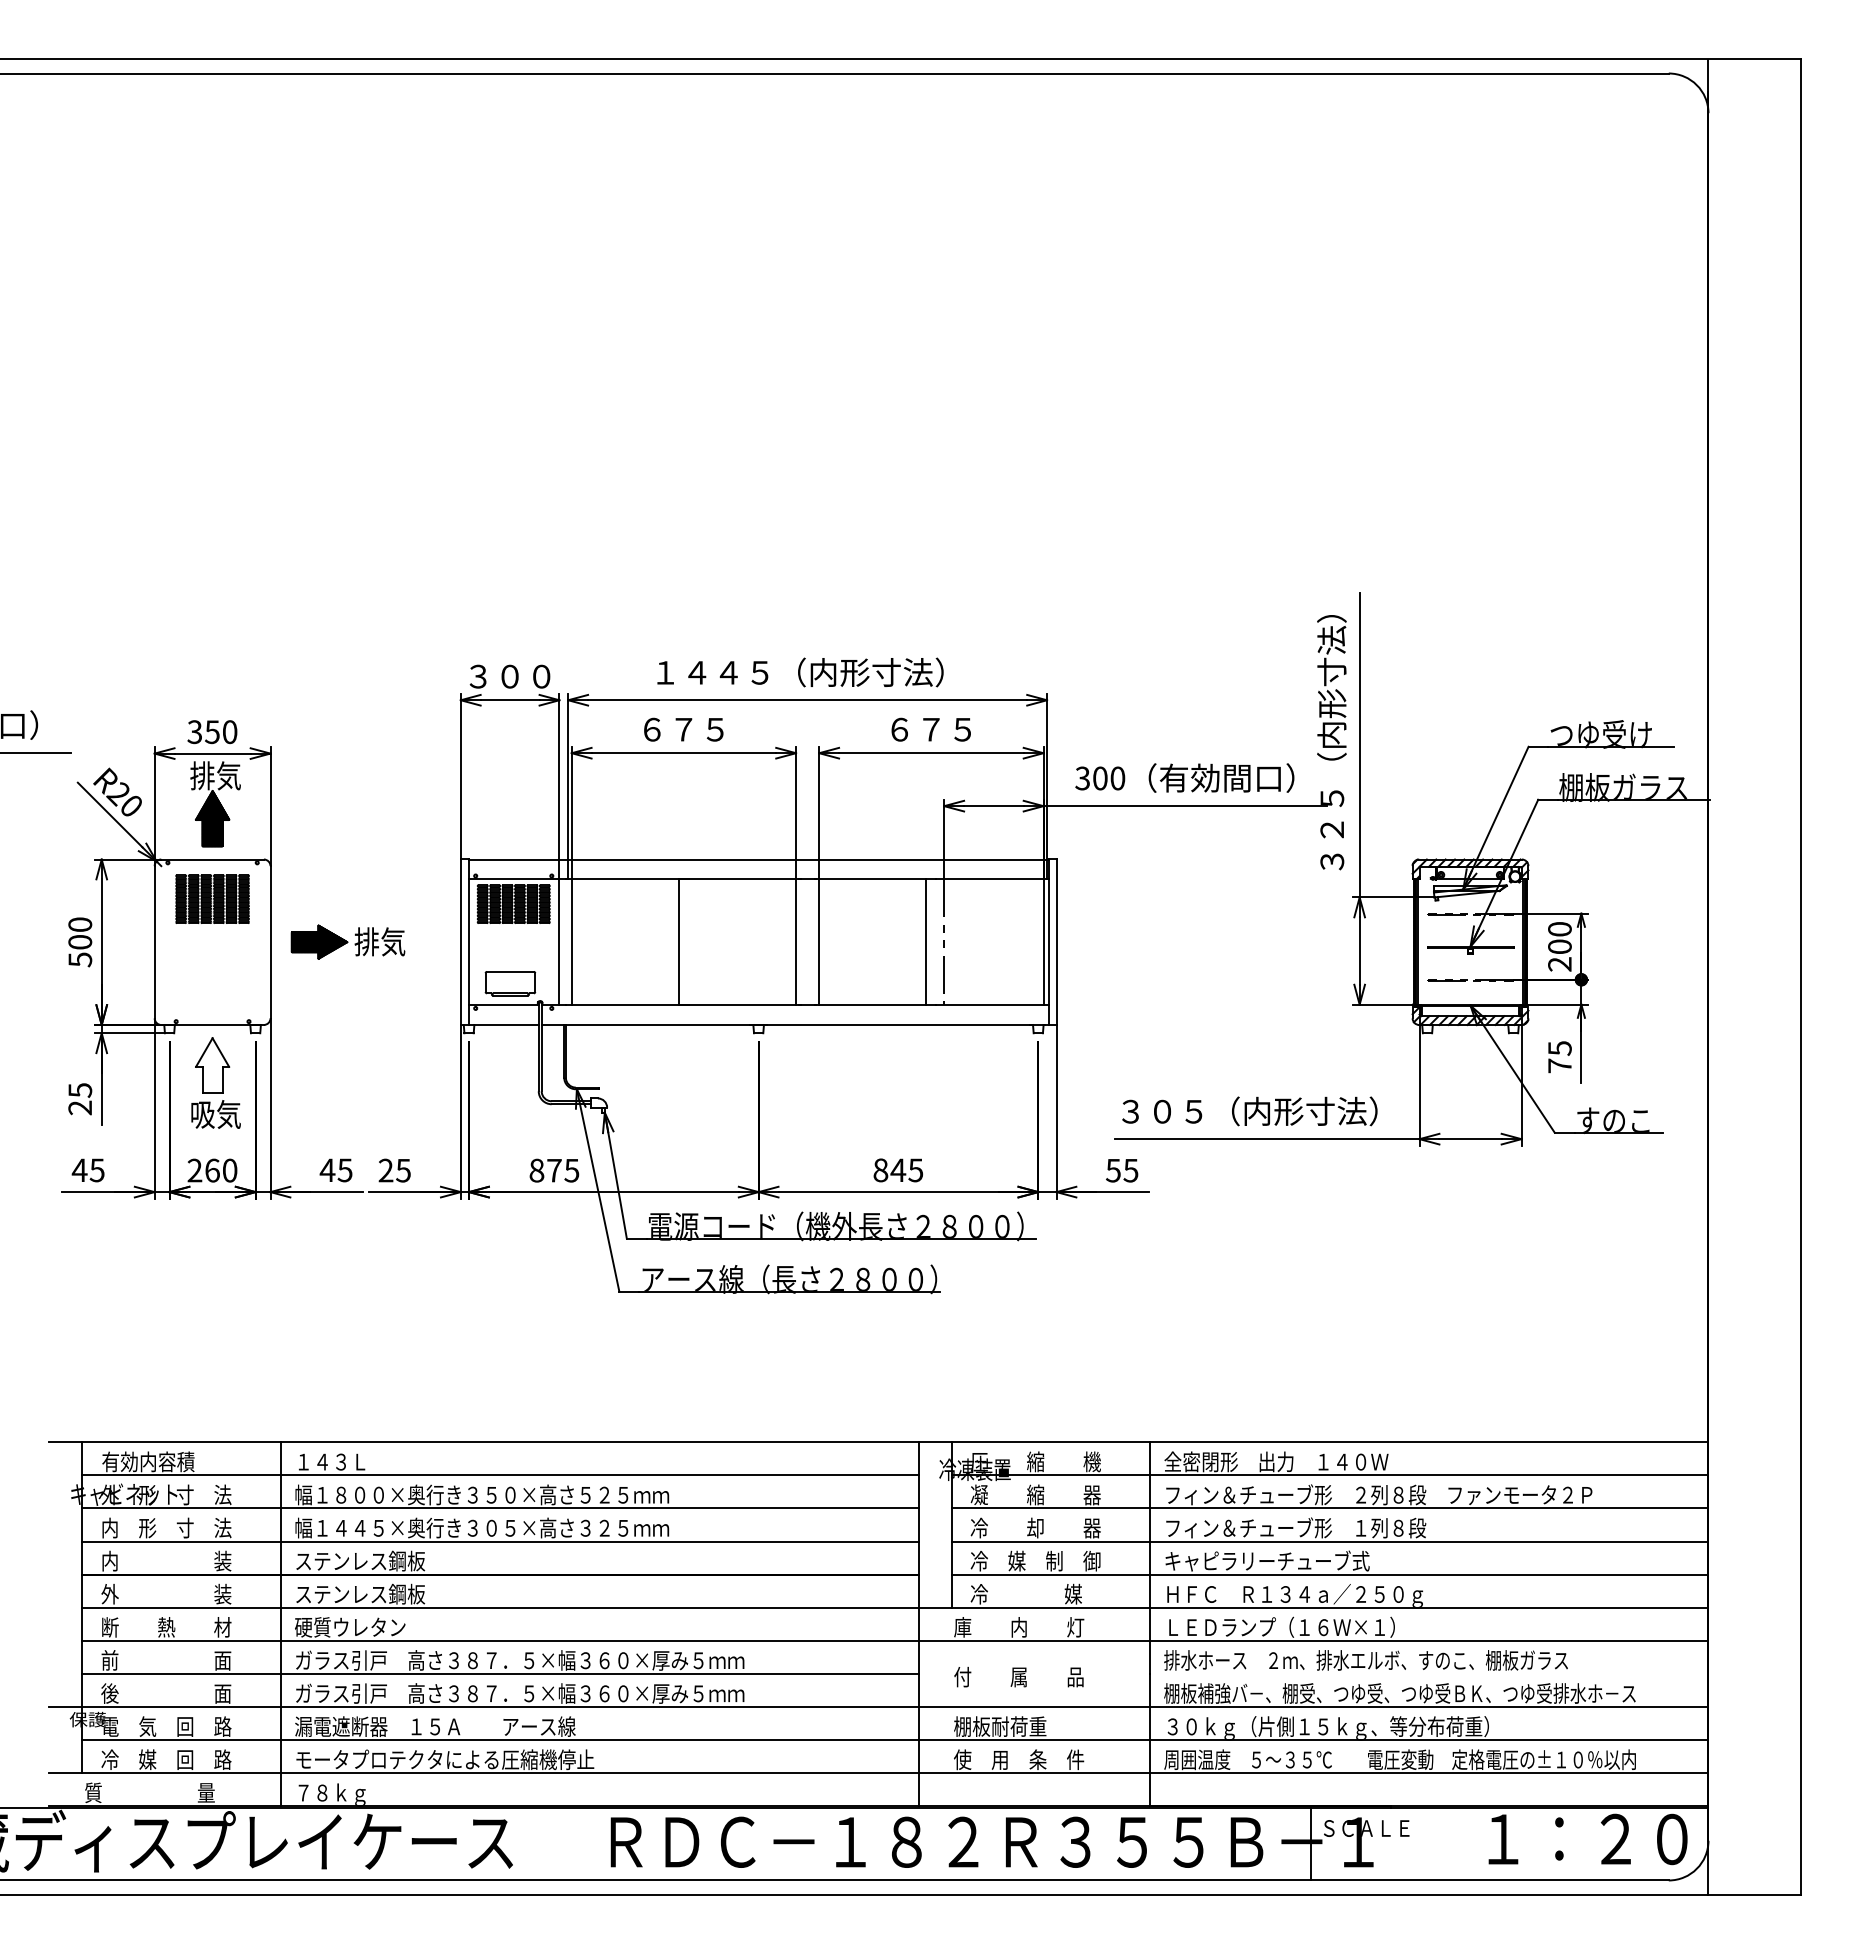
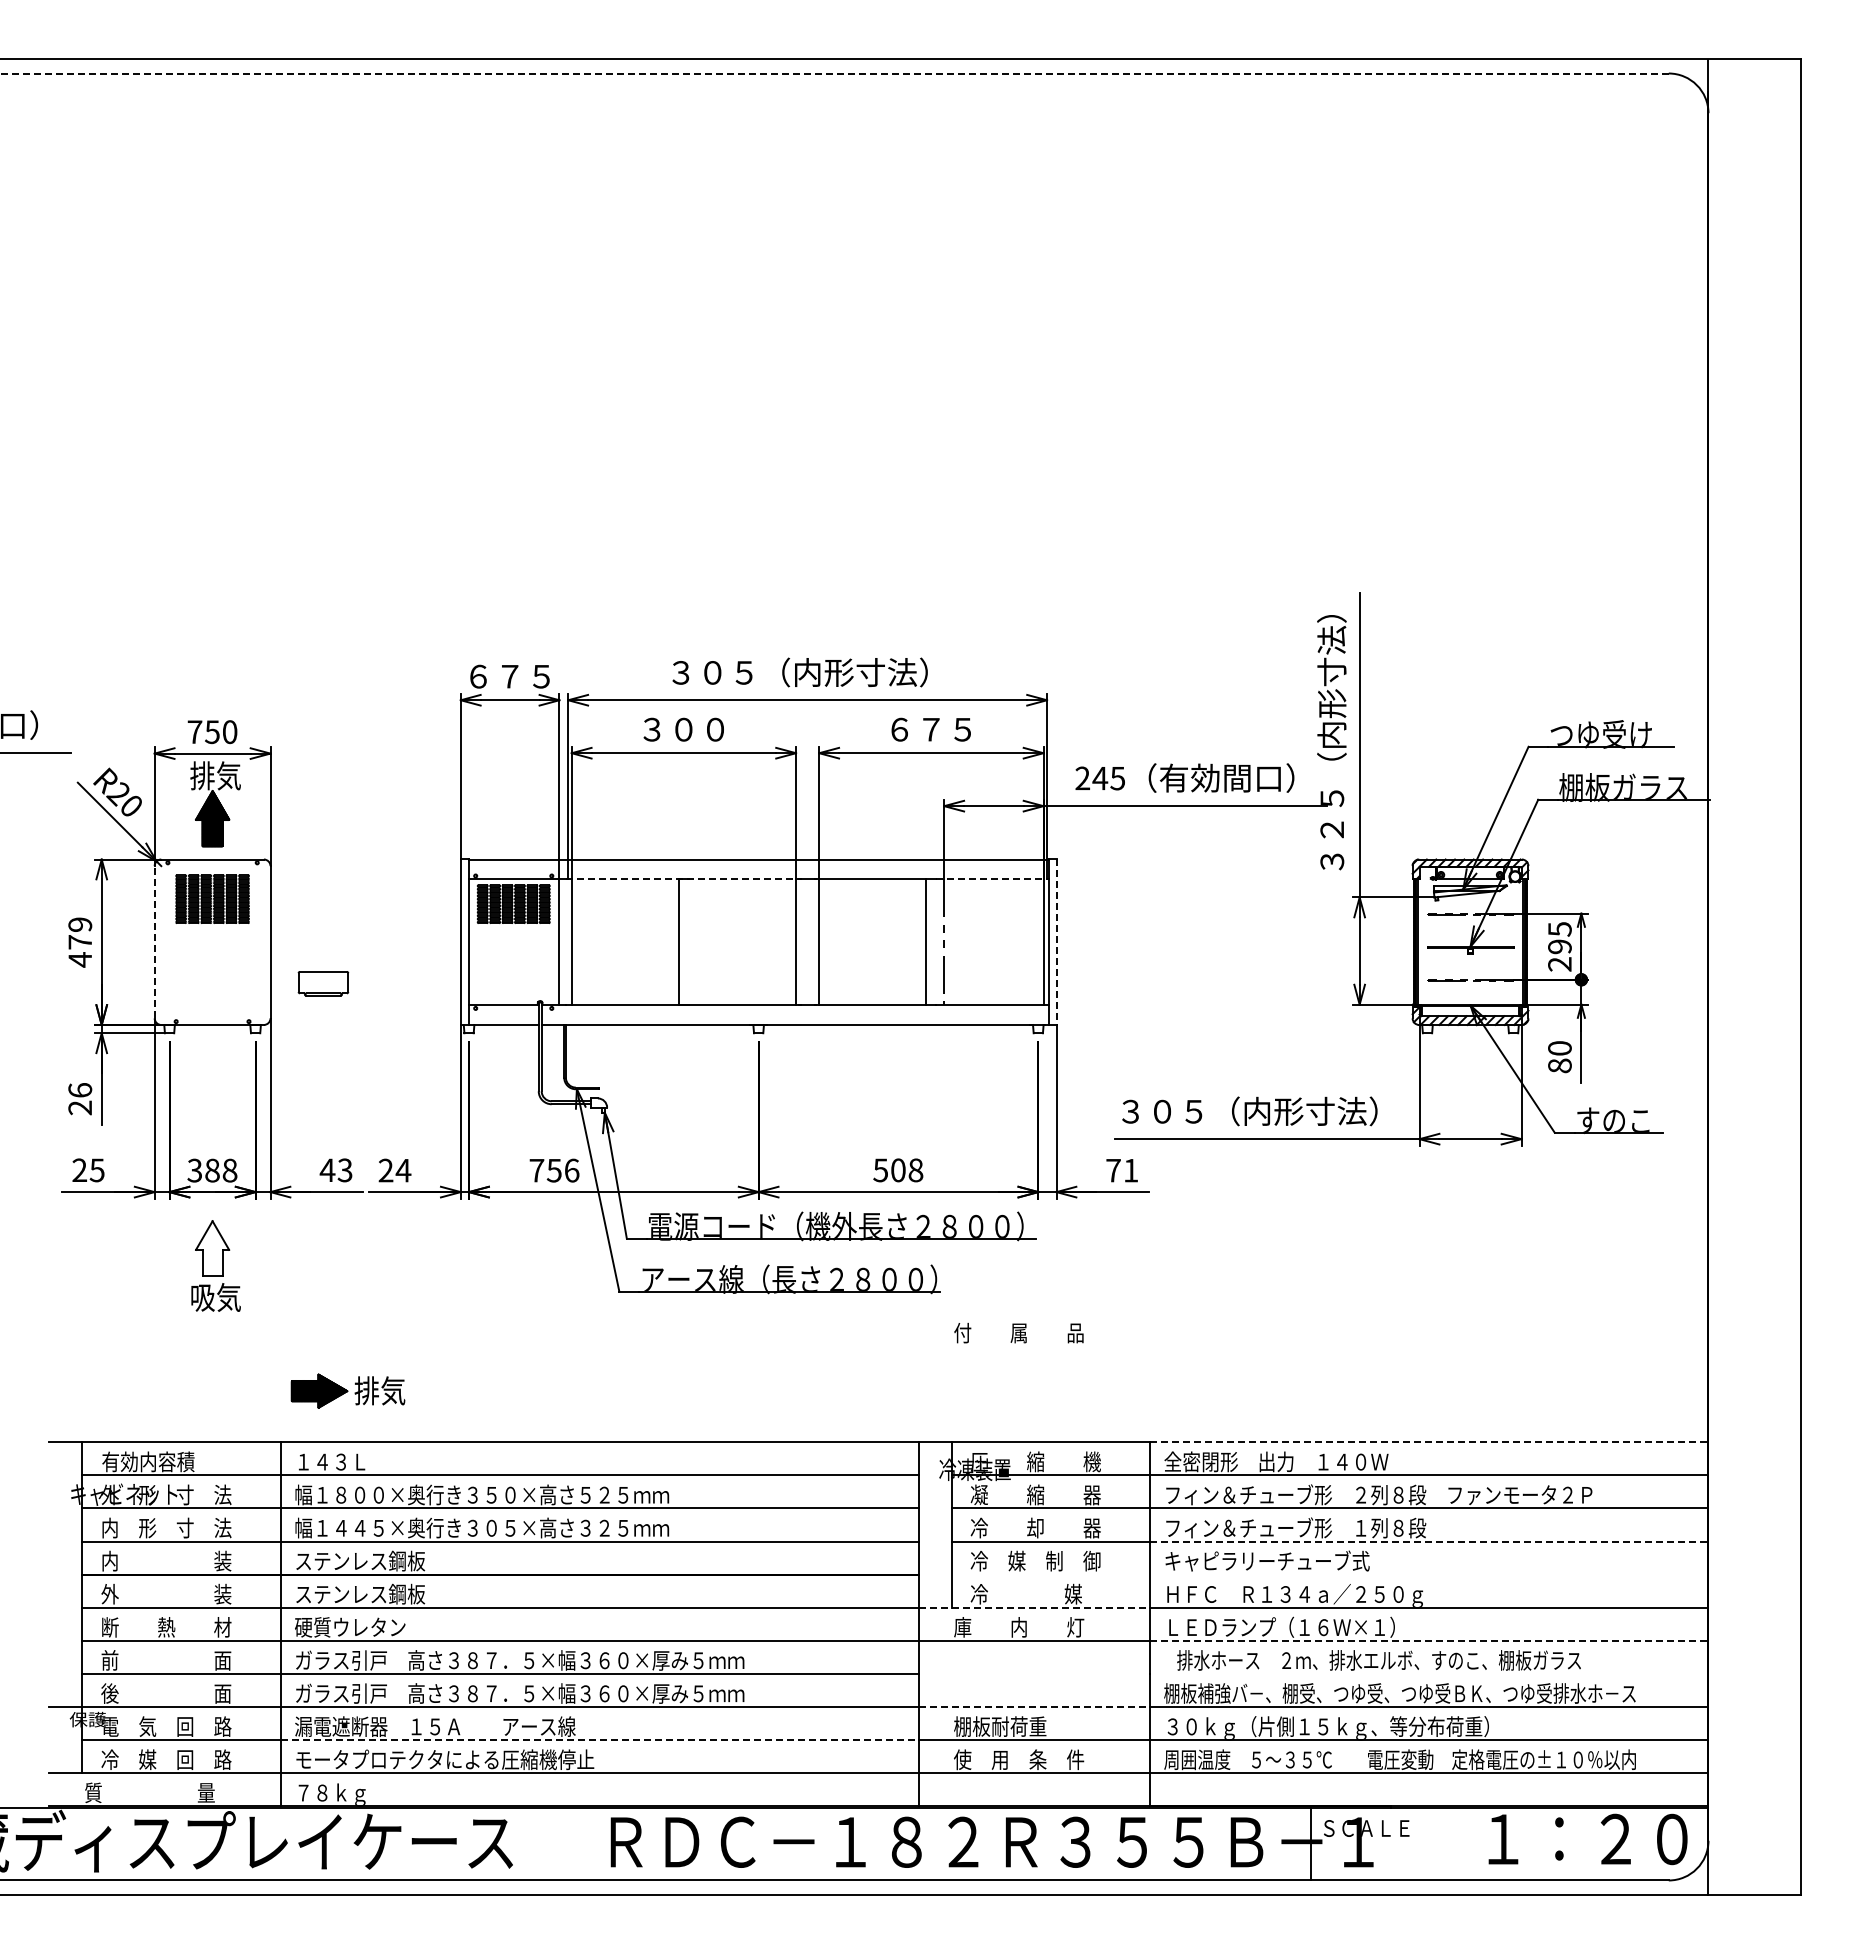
line: solid -> dashed (834, 73)
text: １４４５（内形寸法） -> ３０５（内形寸法） (800, 672)
text: ３００ -> ６７５ (509, 676)
text: ６７５ -> ３００ (683, 729)
text: 350 -> 750 (194, 732)
text: 300 -> 245 (1100, 778)
line: solid -> dashed (681, 879)
line: solid -> dashed (992, 879)
text: 200 -> 295 (1559, 938)
line: solid -> dashed (154, 941)
part position: (347, 941) -> (347, 1390) (347, 1390)
text: 500 -> 479 (80, 942)
line: solid -> dashed (1056, 942)
part position: (510, 983) -> (323, 983) (323, 983)
text: 75 -> 80 (1559, 1057)
part position: (215, 1082) -> (215, 1265) (215, 1265)
text: 25 -> 26 (80, 1090)
text: 45 -> 25 (79, 1169)
text: 45 -> 43 (345, 1169)
text: 260 -> 388 (212, 1170)
text: 25 -> 24 (403, 1170)
text: 875 -> 756 (554, 1170)
text: 845 -> 508 (898, 1170)
text: 55 -> 71 (1122, 1170)
line: solid -> dashed (1429, 1442)
line: solid -> dashed (1429, 1541)
line: present -> none (1329, 1574)
line: solid -> dashed (1034, 1607)
line: solid -> dashed (1429, 1640)
text position: (1365, 1660) -> (1378, 1660) (1378, 1660)
text position: (1018, 1676) -> (1018, 1332) (1018, 1332)
line: solid -> dashed (1034, 1707)
line: solid -> dashed (599, 1740)
